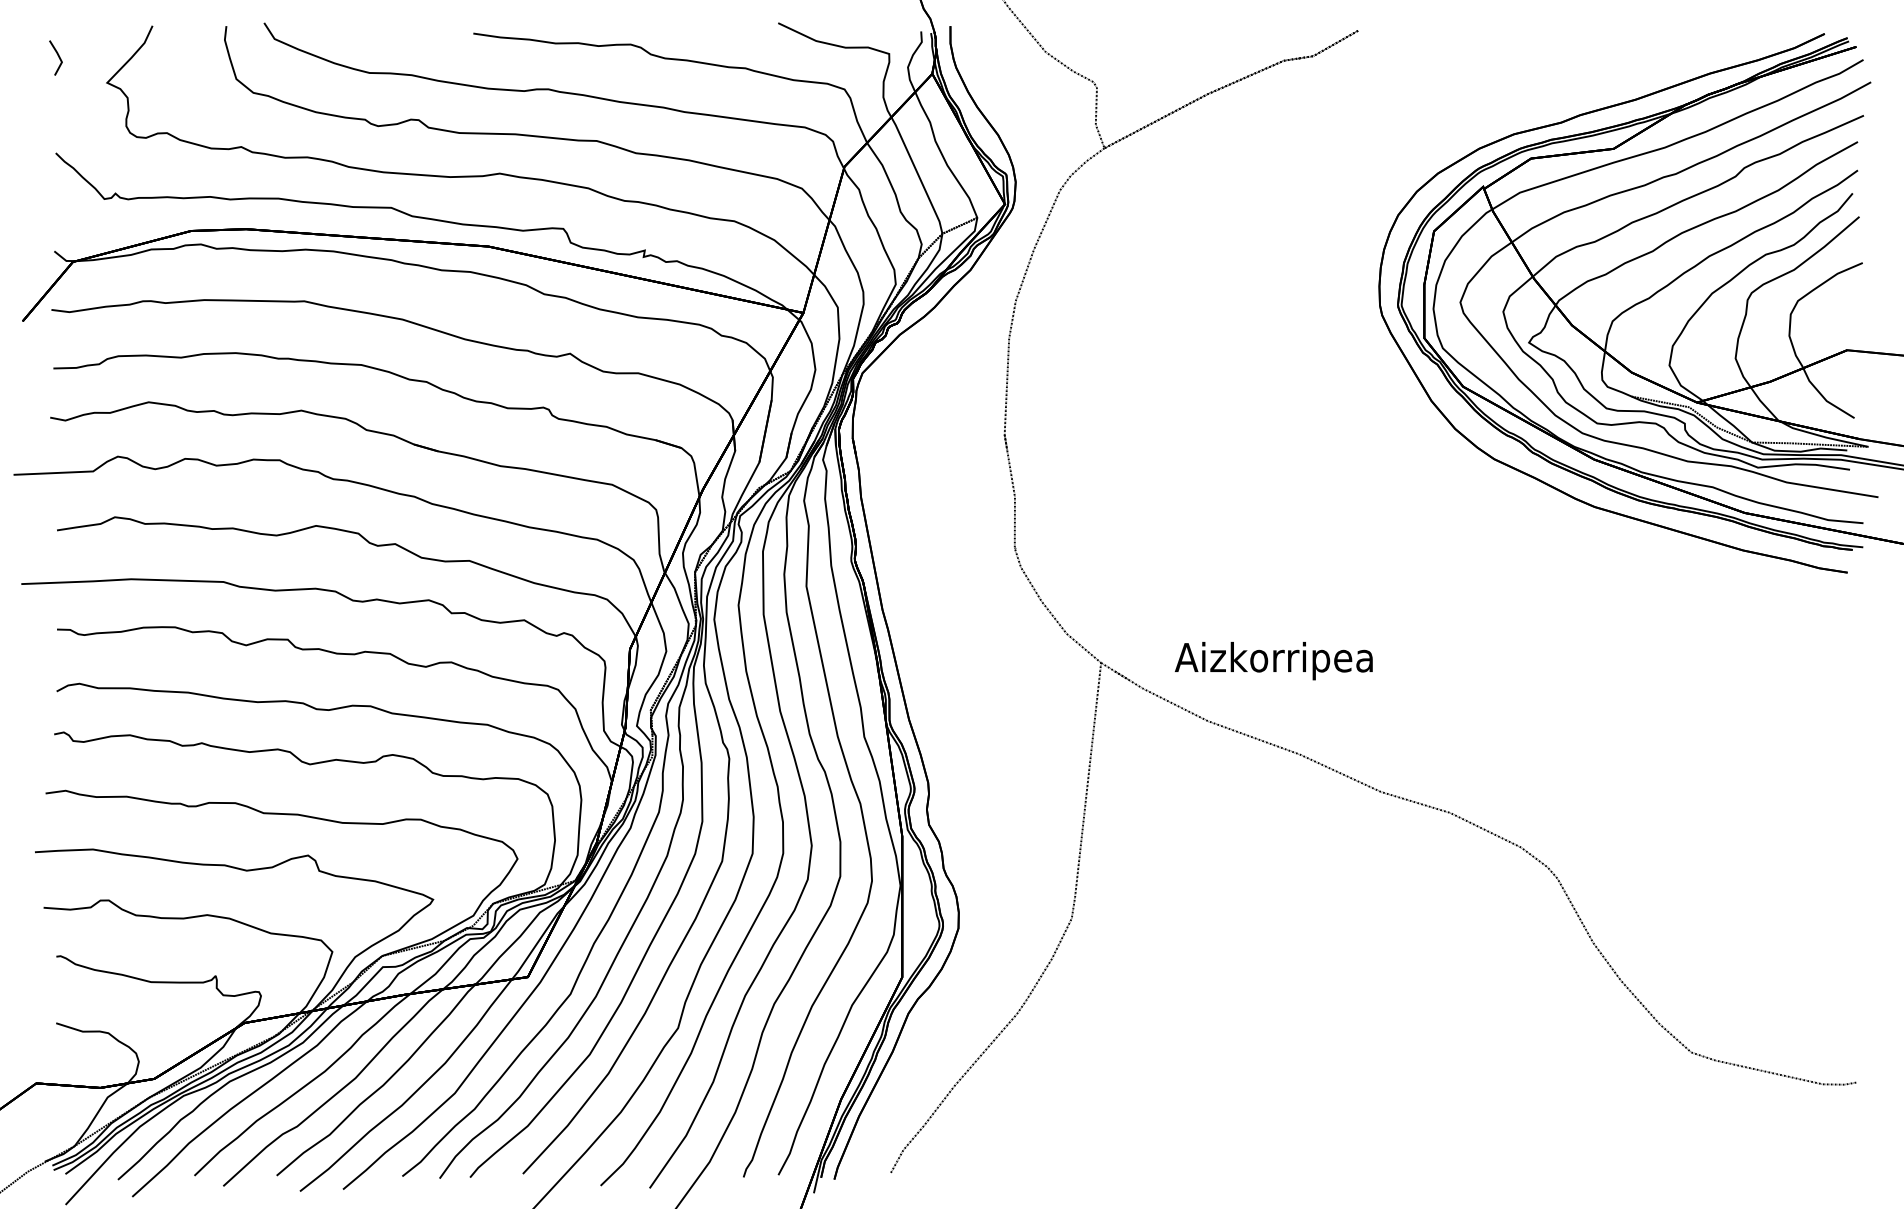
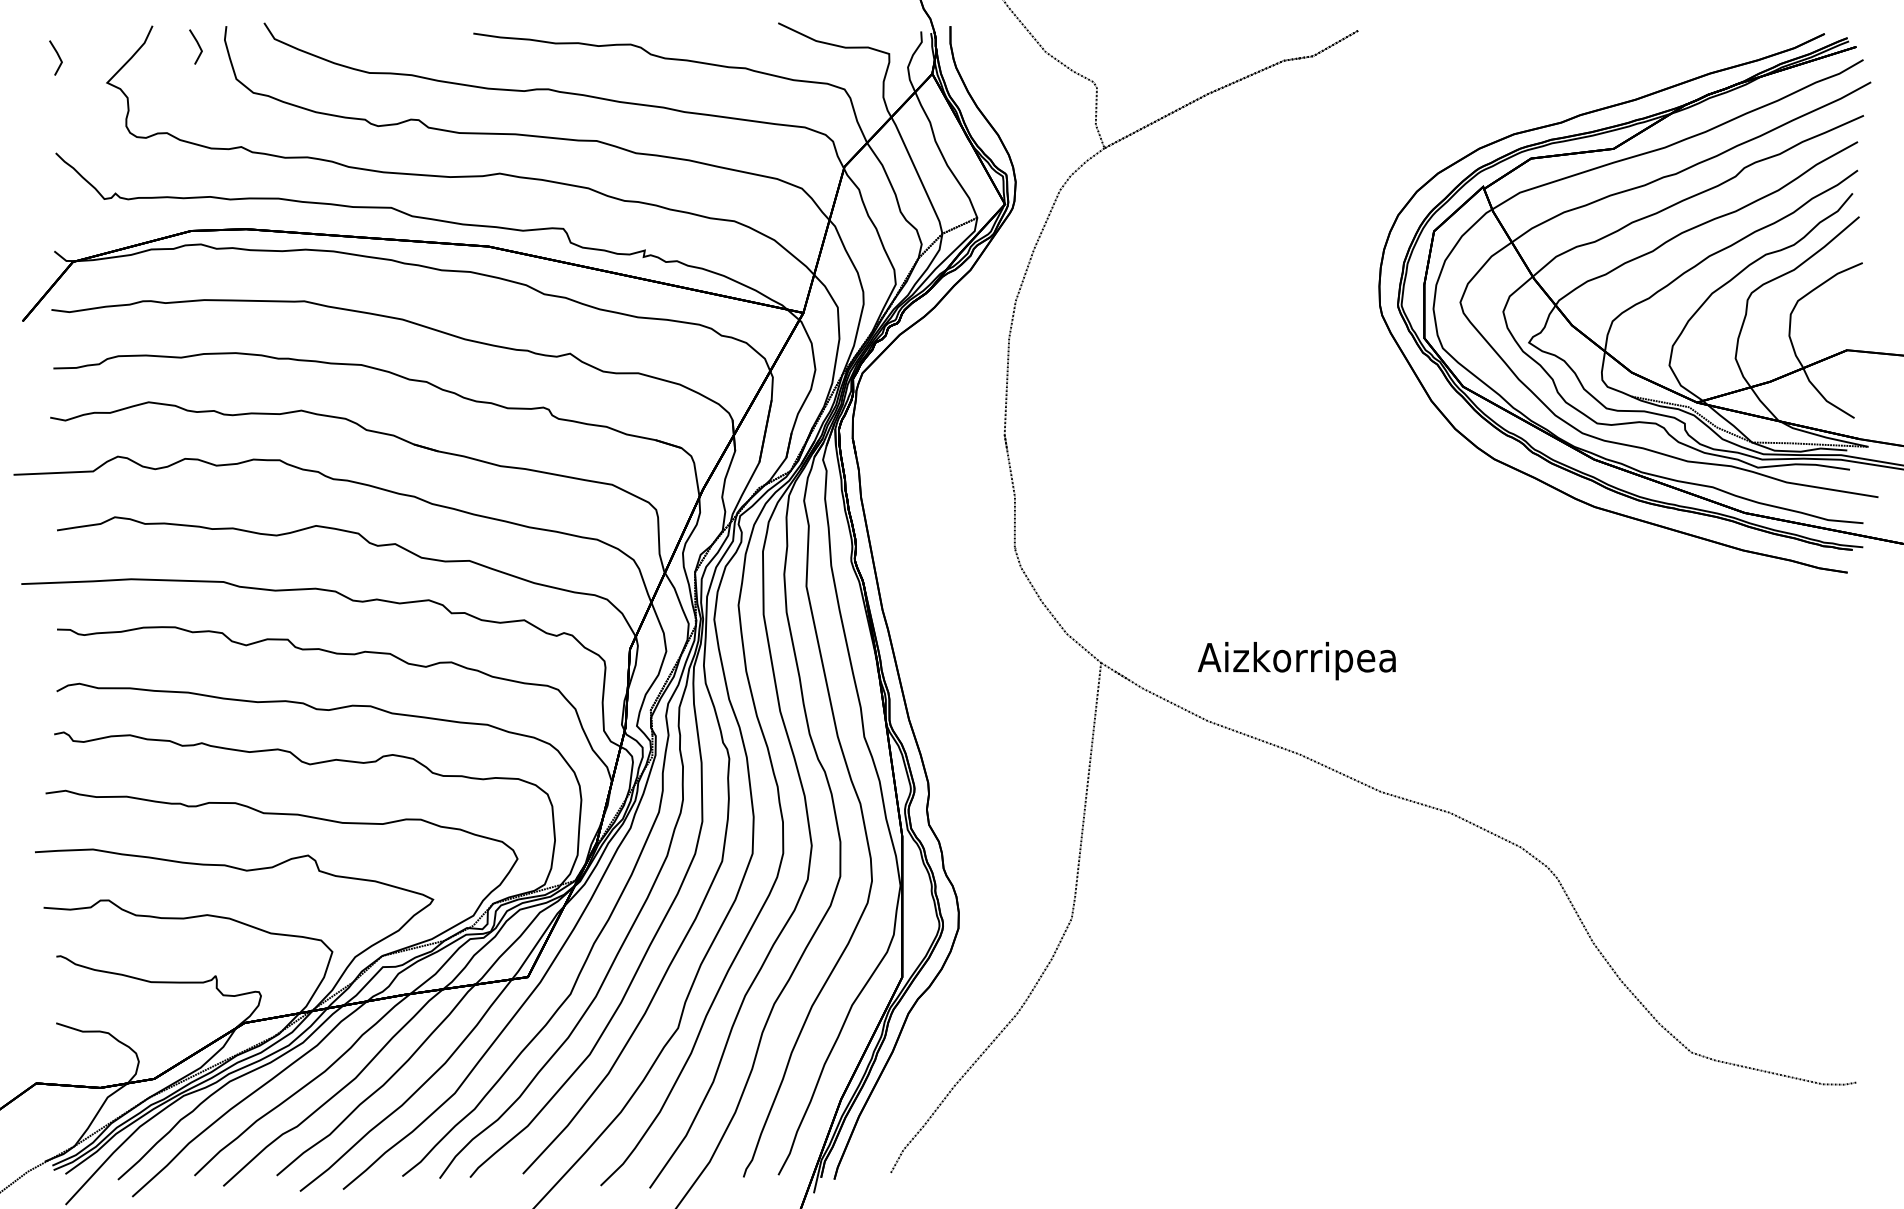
line: none -> present (197, 44)
text position: (1273, 661) -> (1296, 661) (1296, 661)
